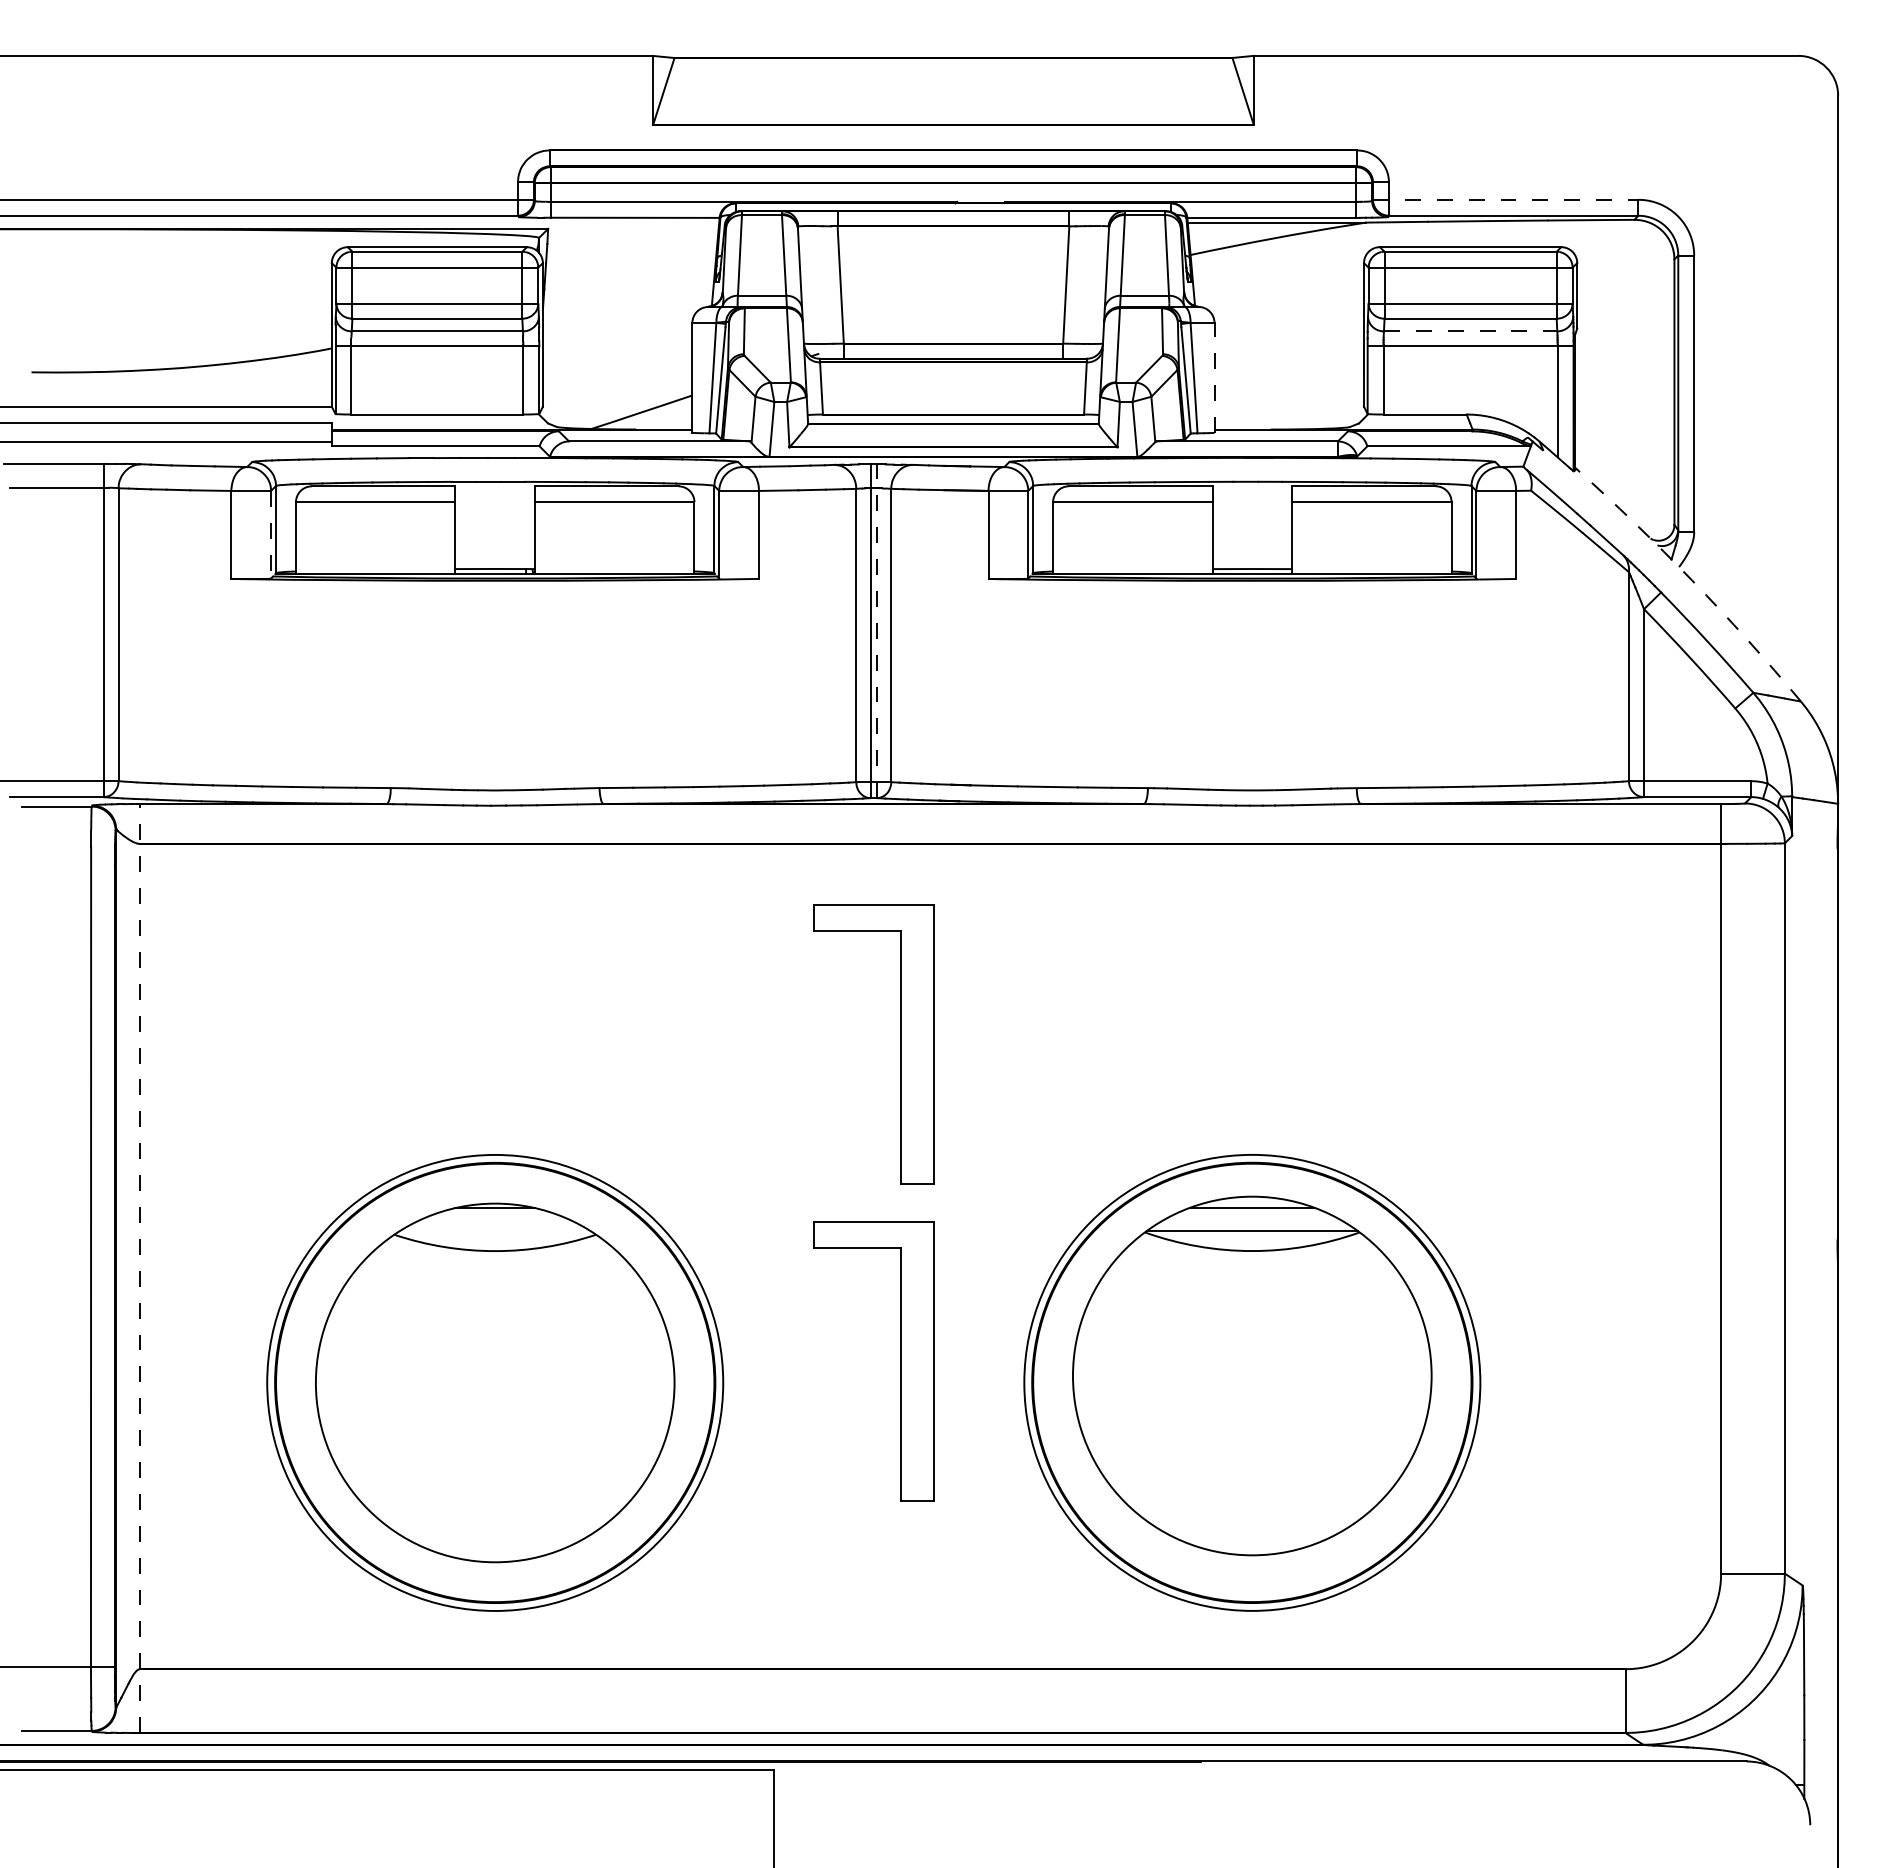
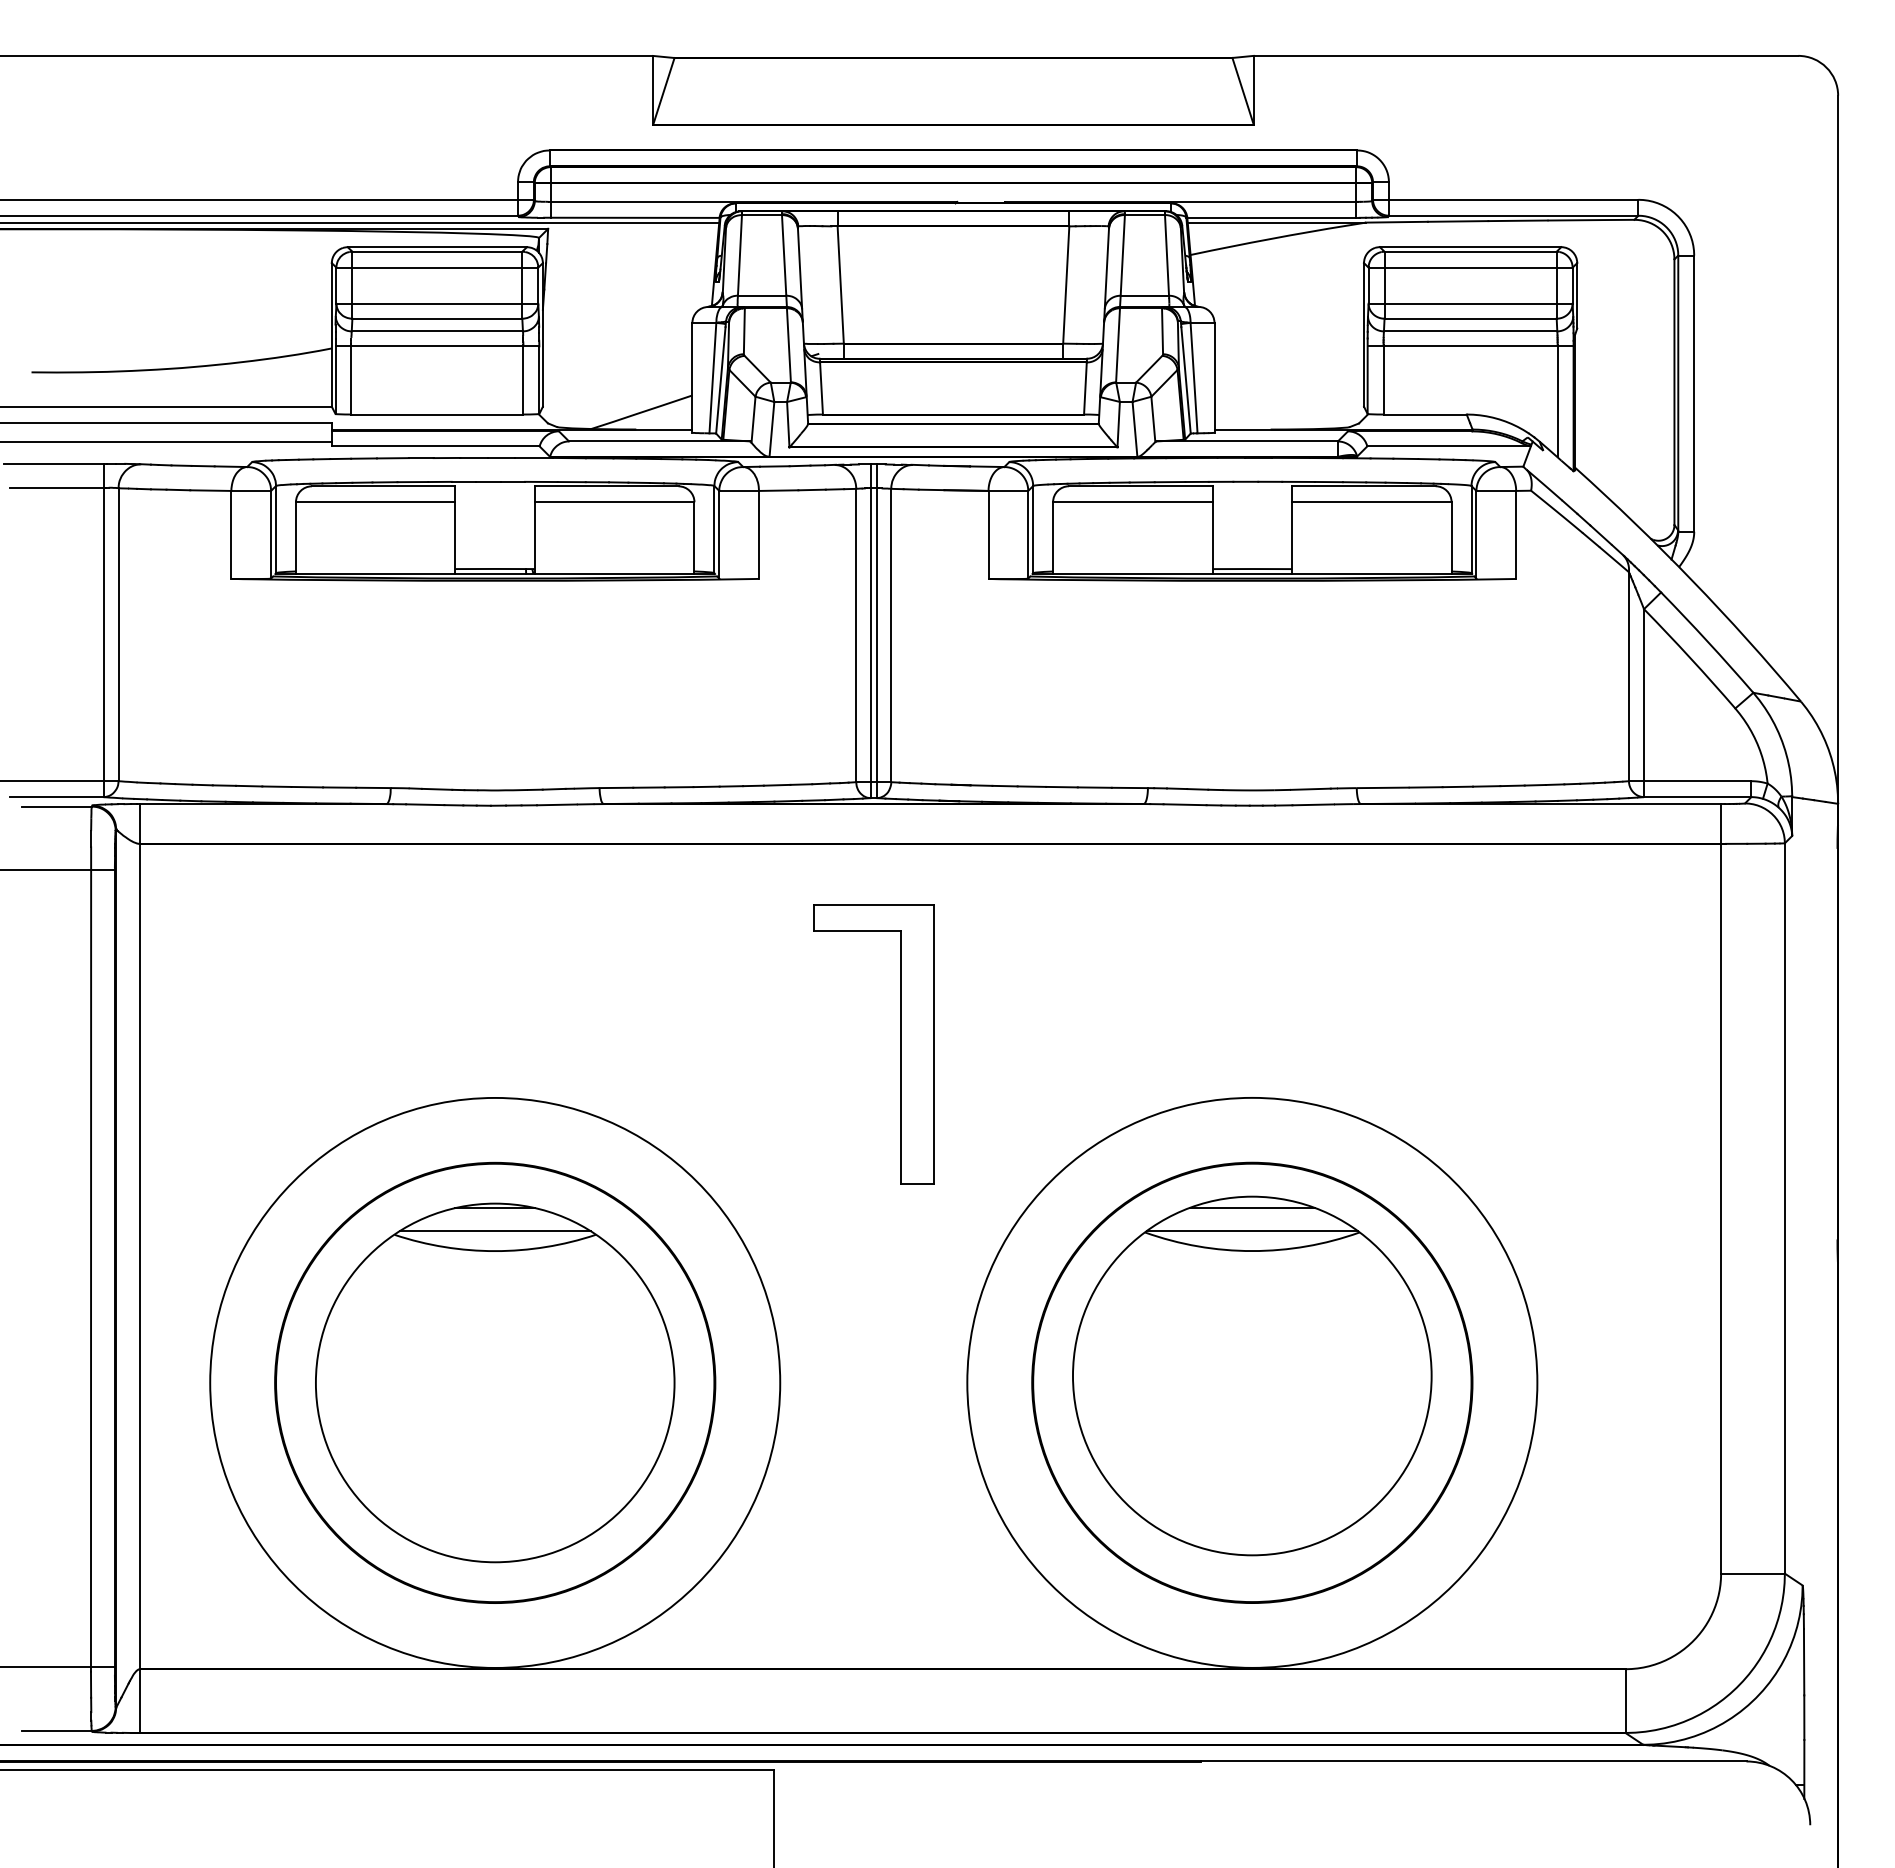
line: dashed -> solid (1505, 199)
line: none -> present (360, 222)
line: dashed -> solid (1470, 331)
line: dashed -> solid (1214, 377)
line: dashed -> solid (271, 534)
arc: dashed -> solid (1692, 580)
line: dashed -> solid (876, 631)
line: none -> present (58, 870)
line: none -> present (494, 1231)
line: dashed -> solid (140, 1268)
part: present -> none (900, 1361)
circle diameter: 456 px -> 570 px (495, 1382)
circle diameter: 456 px -> 570 px (1252, 1382)
